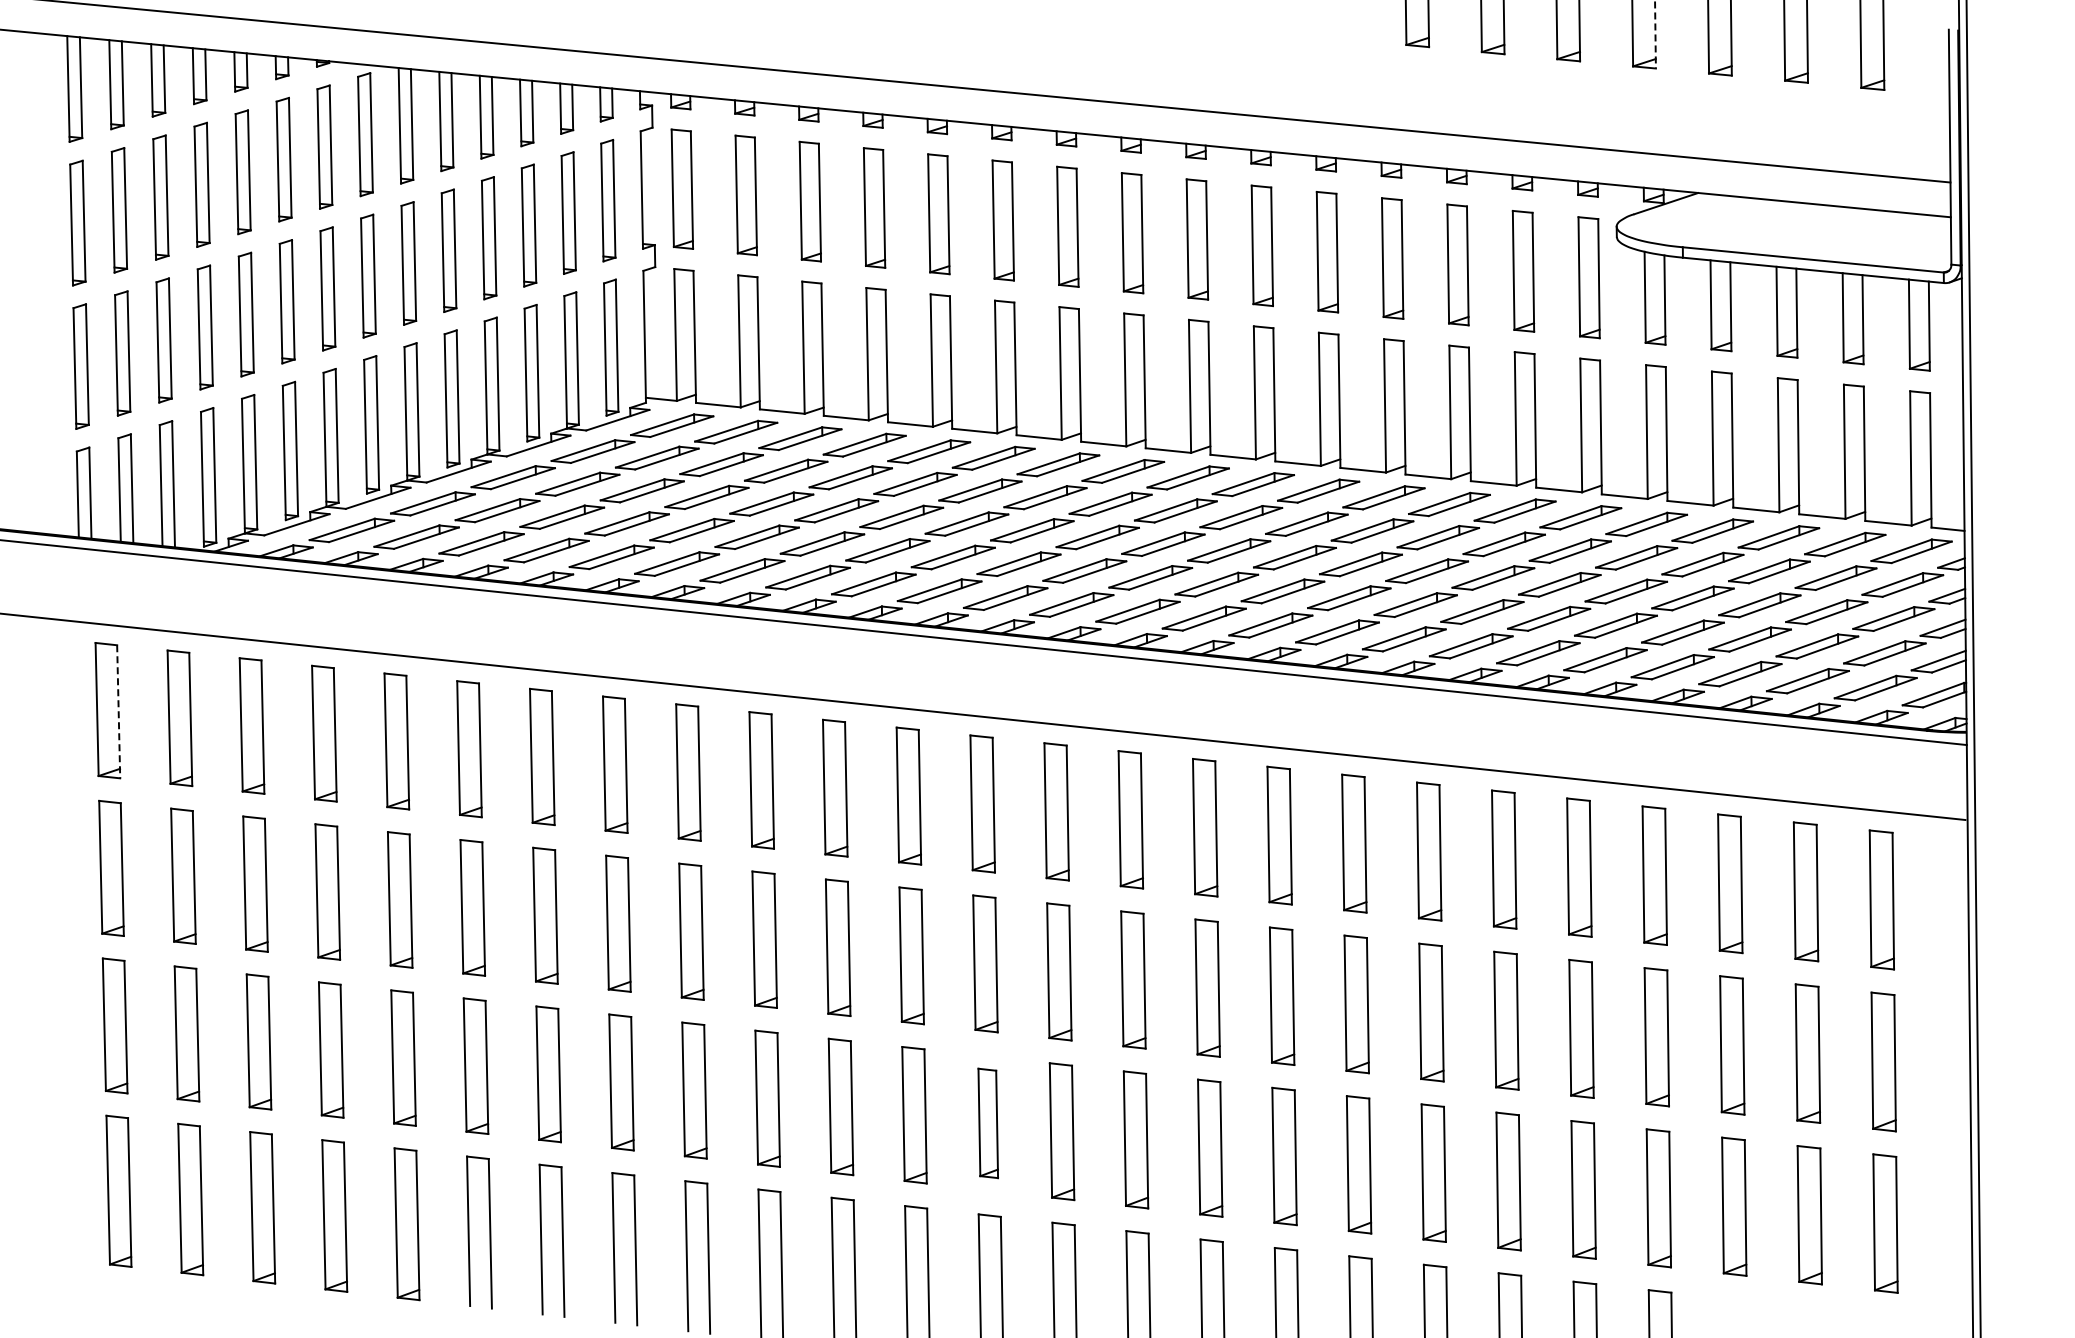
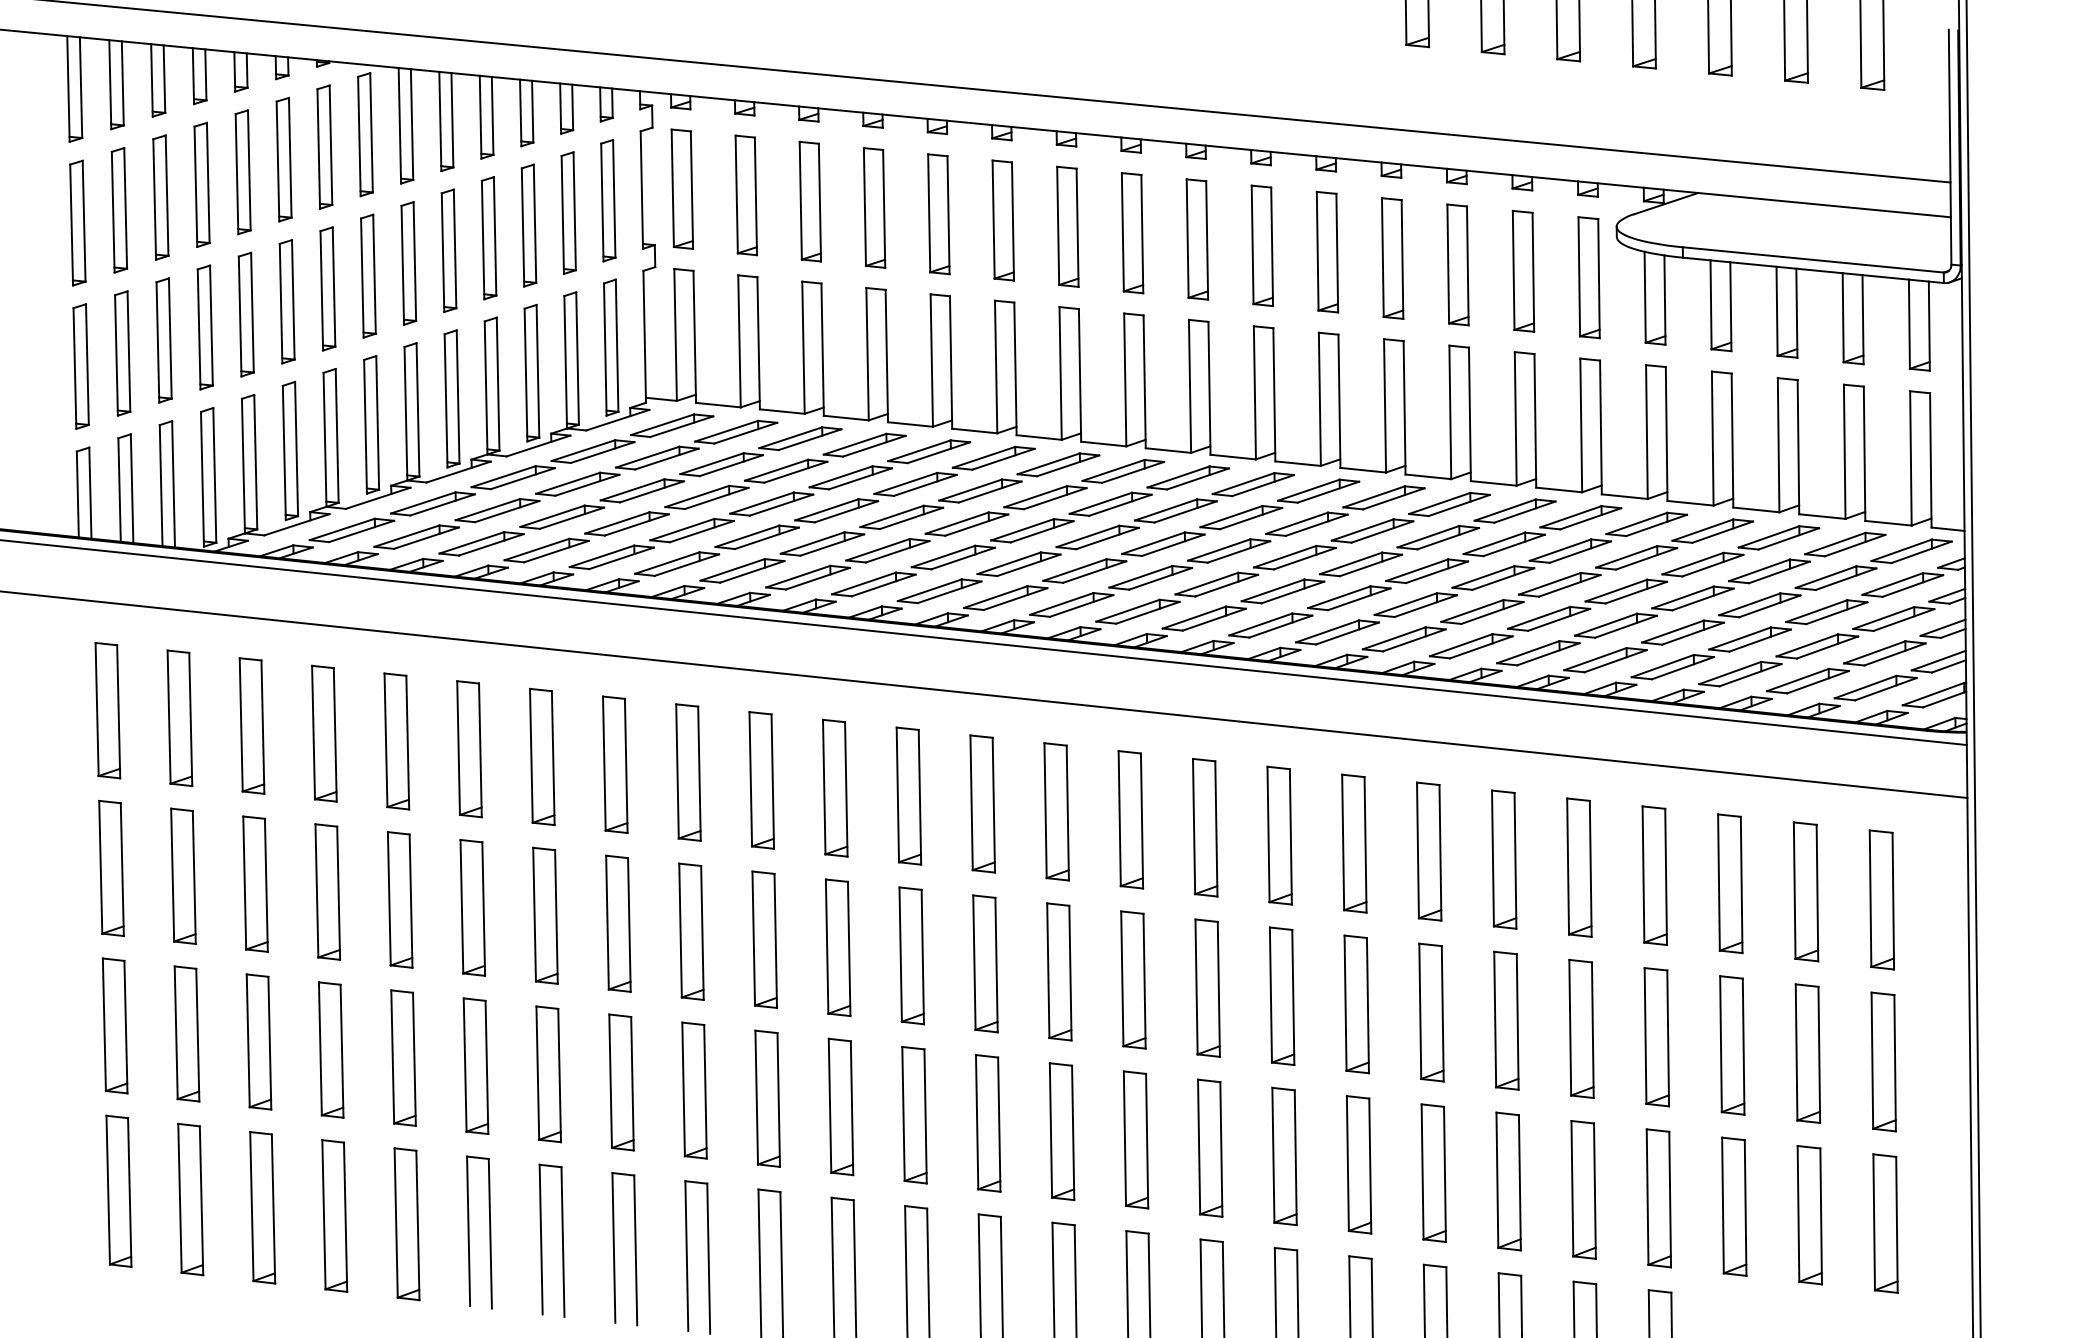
line: dashed -> solid (1655, 34)
line: dashed -> solid (118, 711)
line position: (983, 716) -> (984, 694) (984, 694)
part size: 22x113 px -> 27x139 px (988, 1123)
